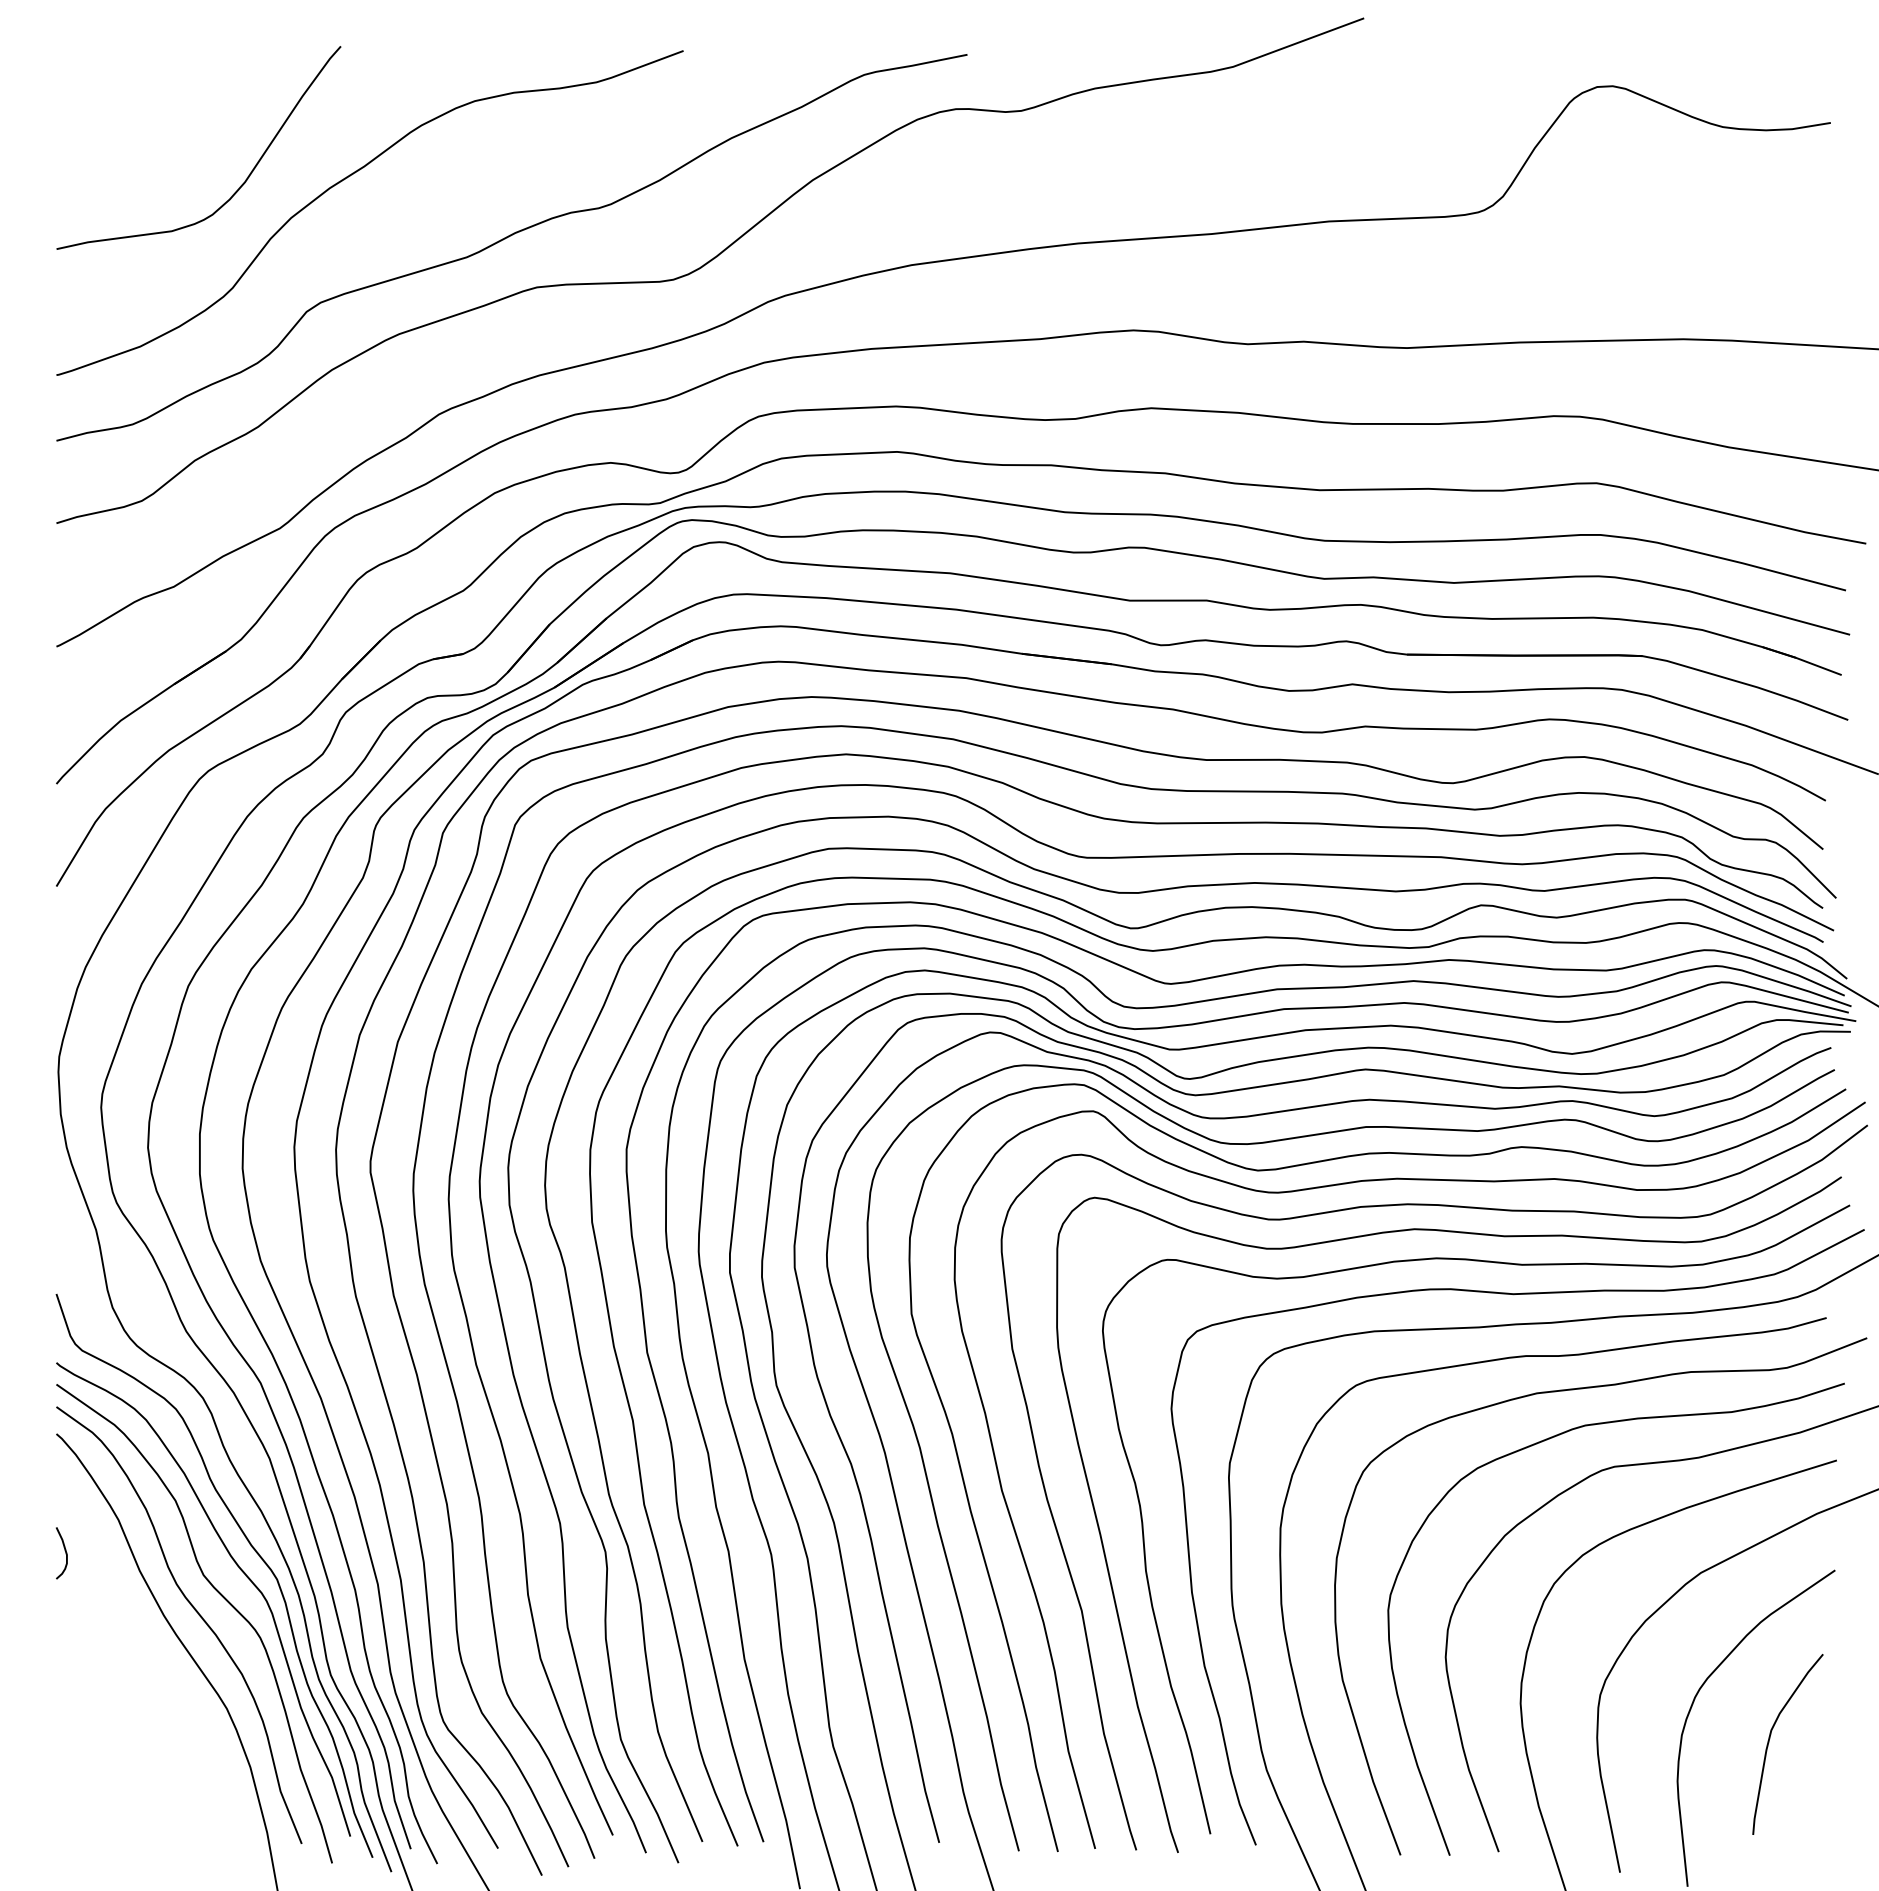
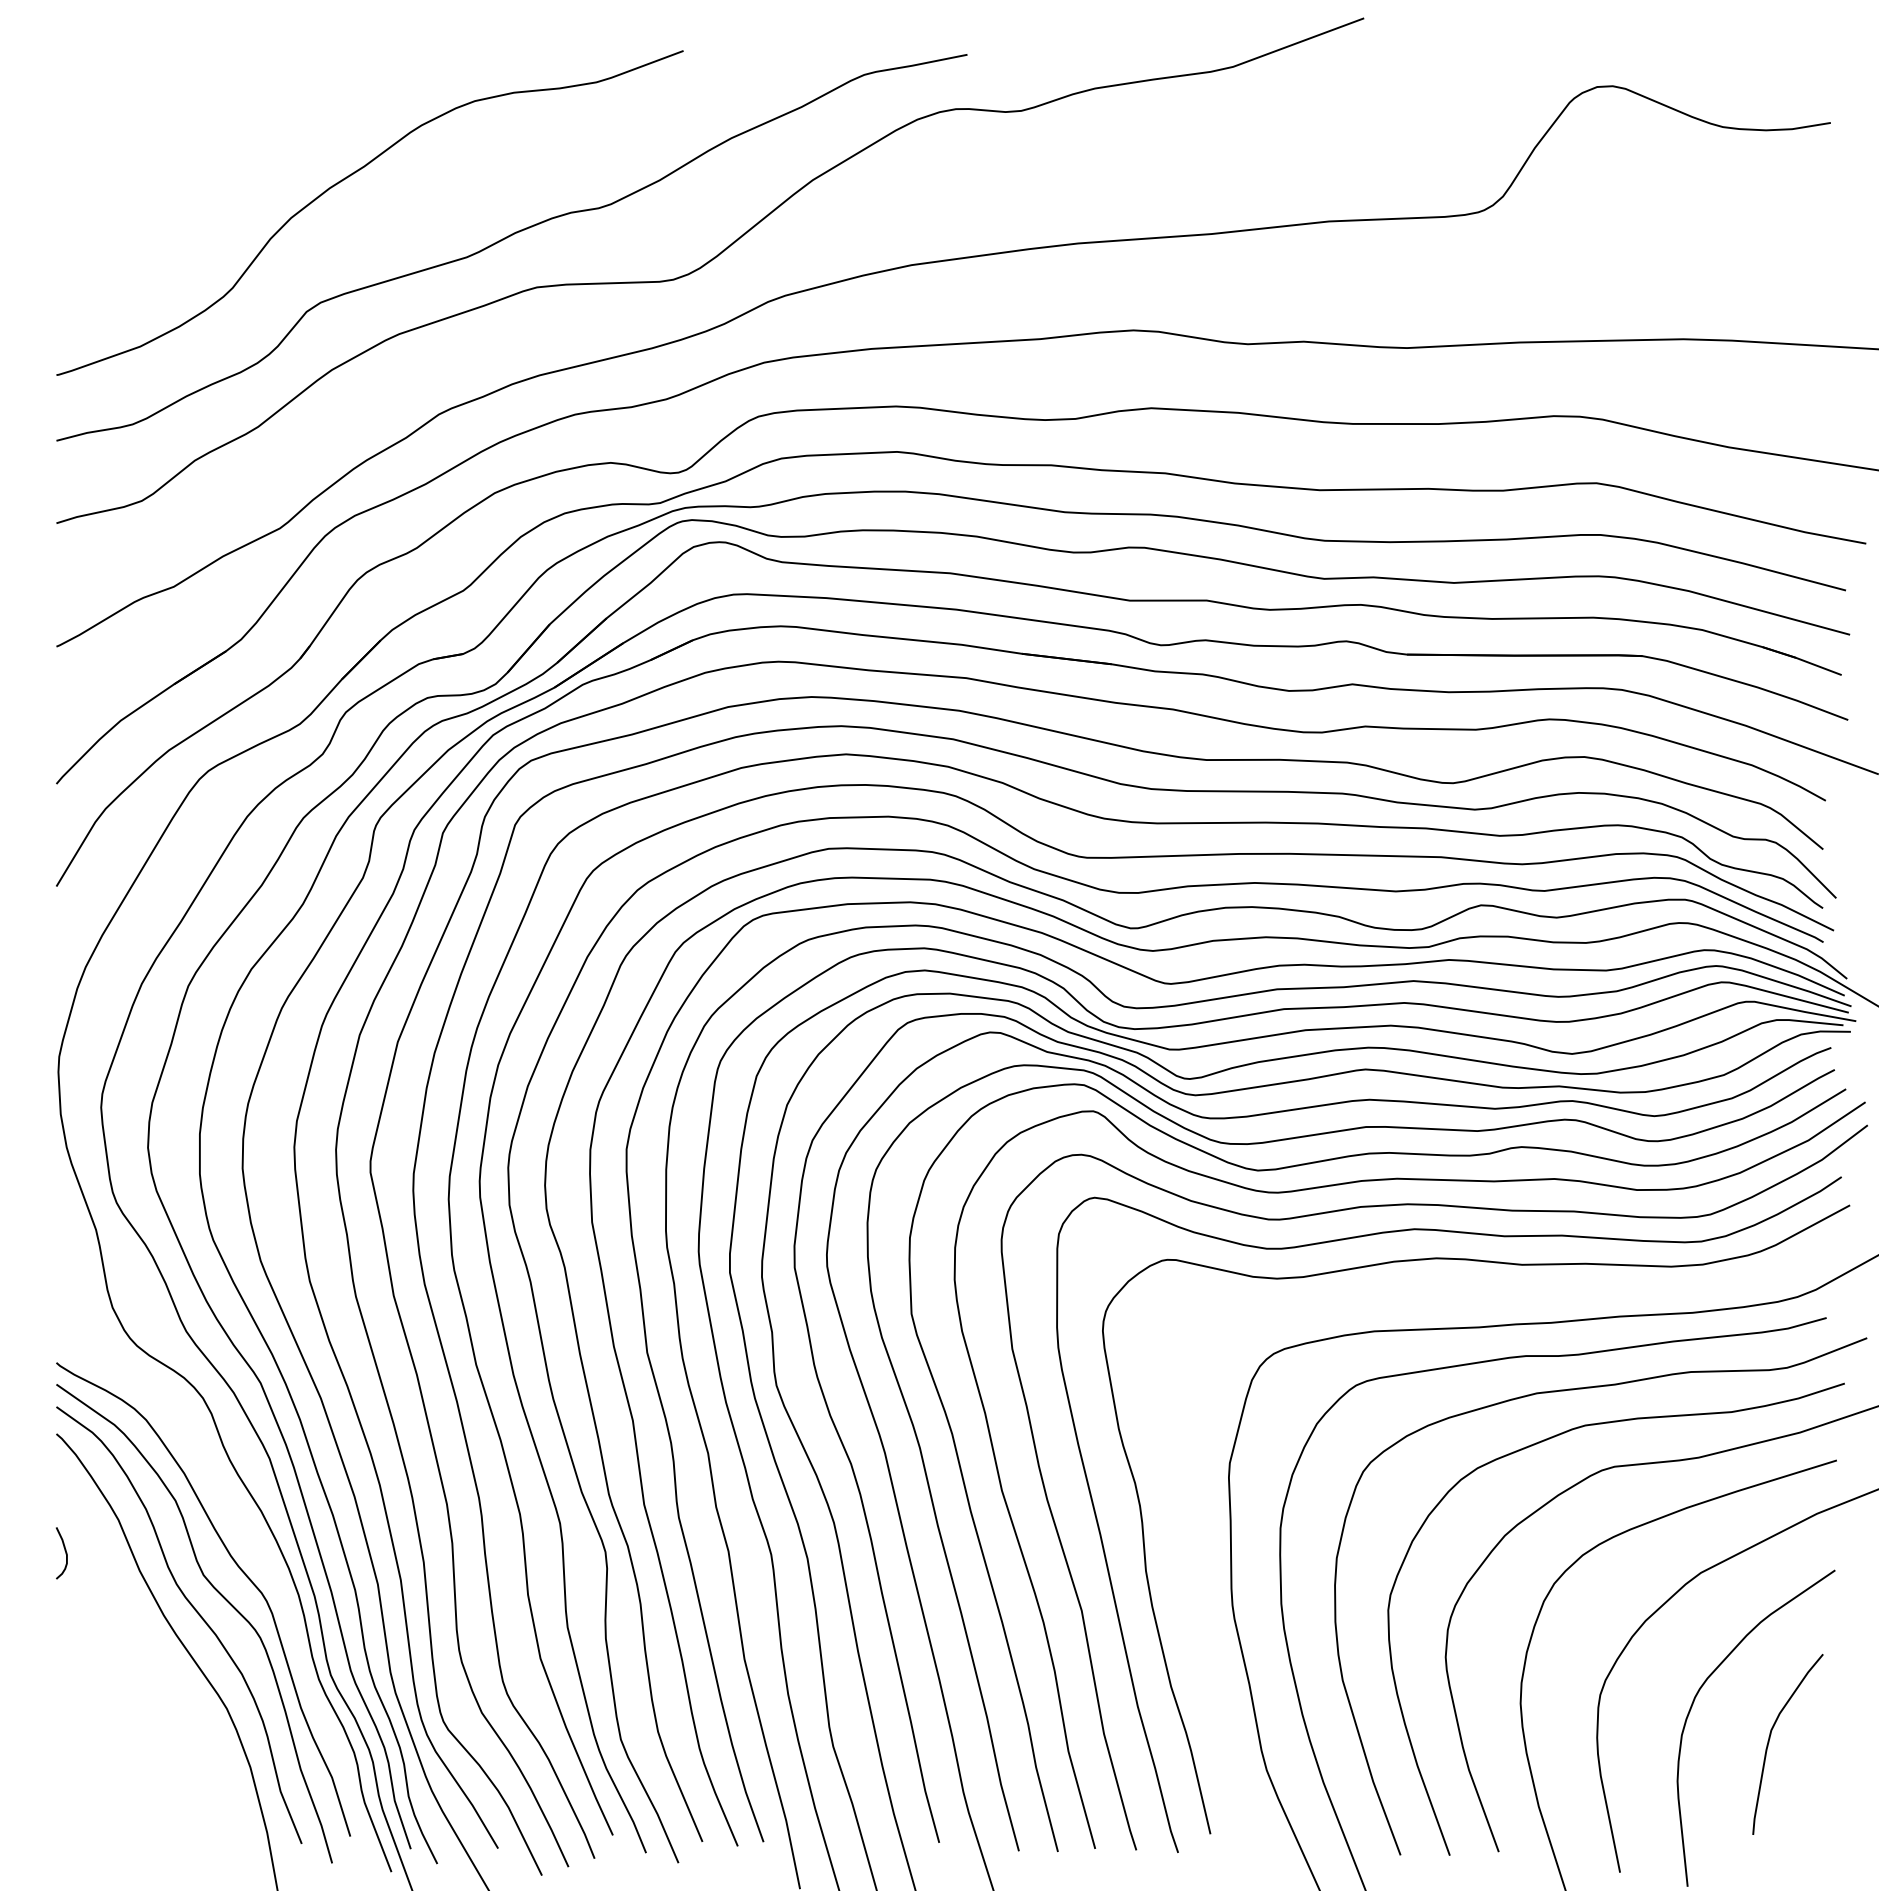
curve: present -> none (240, 185)
curve: present -> none (1513, 1295)
curve: present -> none (251, 1547)
